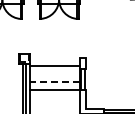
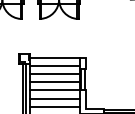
line: none -> present (55, 57)
line: none -> present (55, 74)
line: dashed -> solid (55, 82)
line: none -> present (55, 98)
line: none -> present (55, 106)
